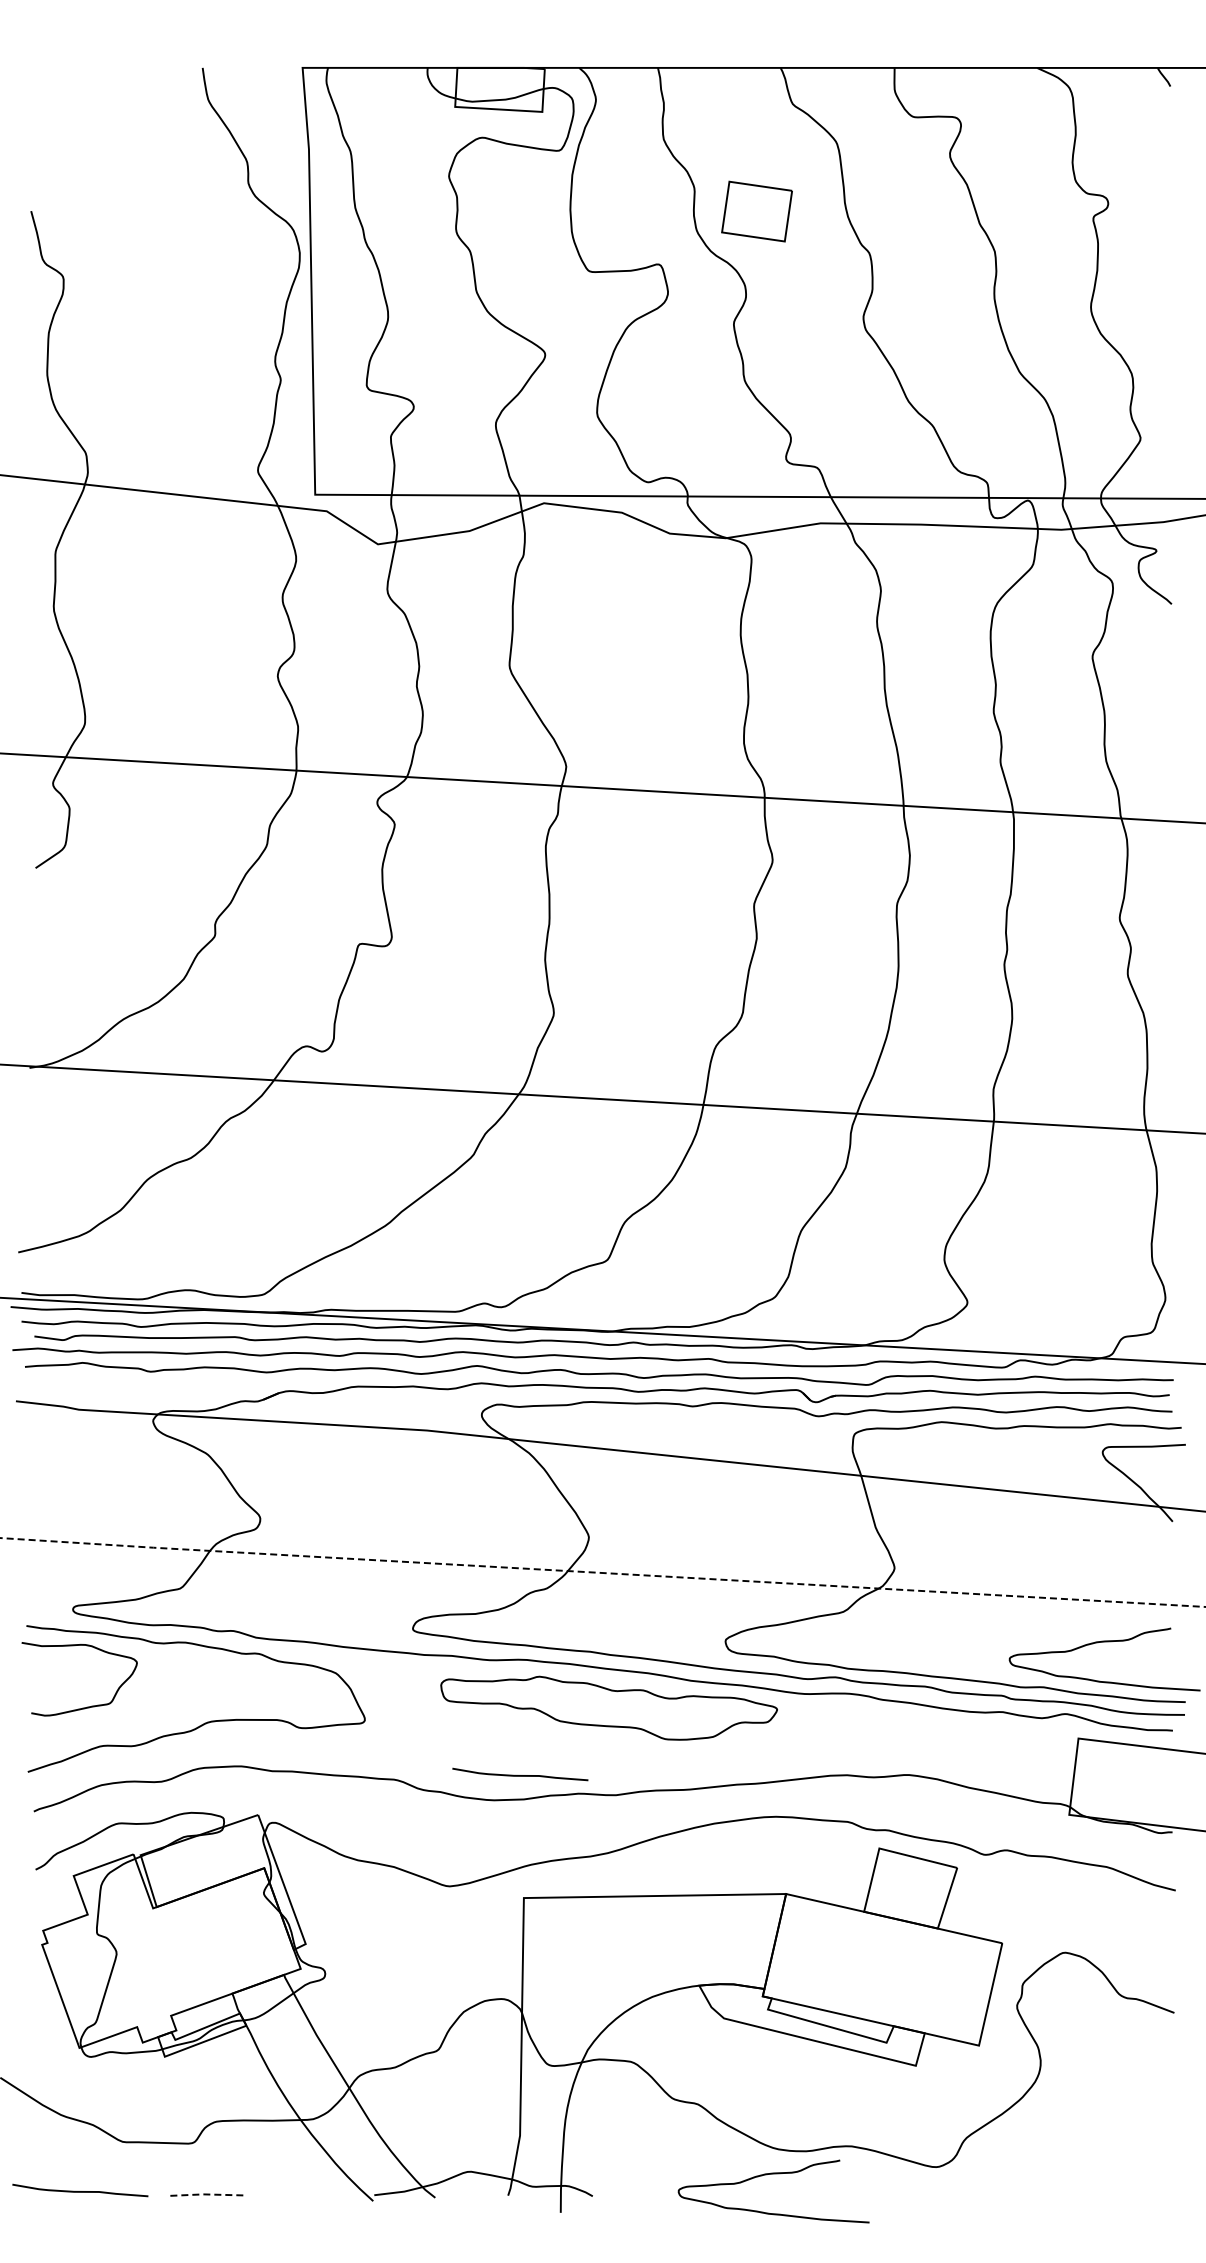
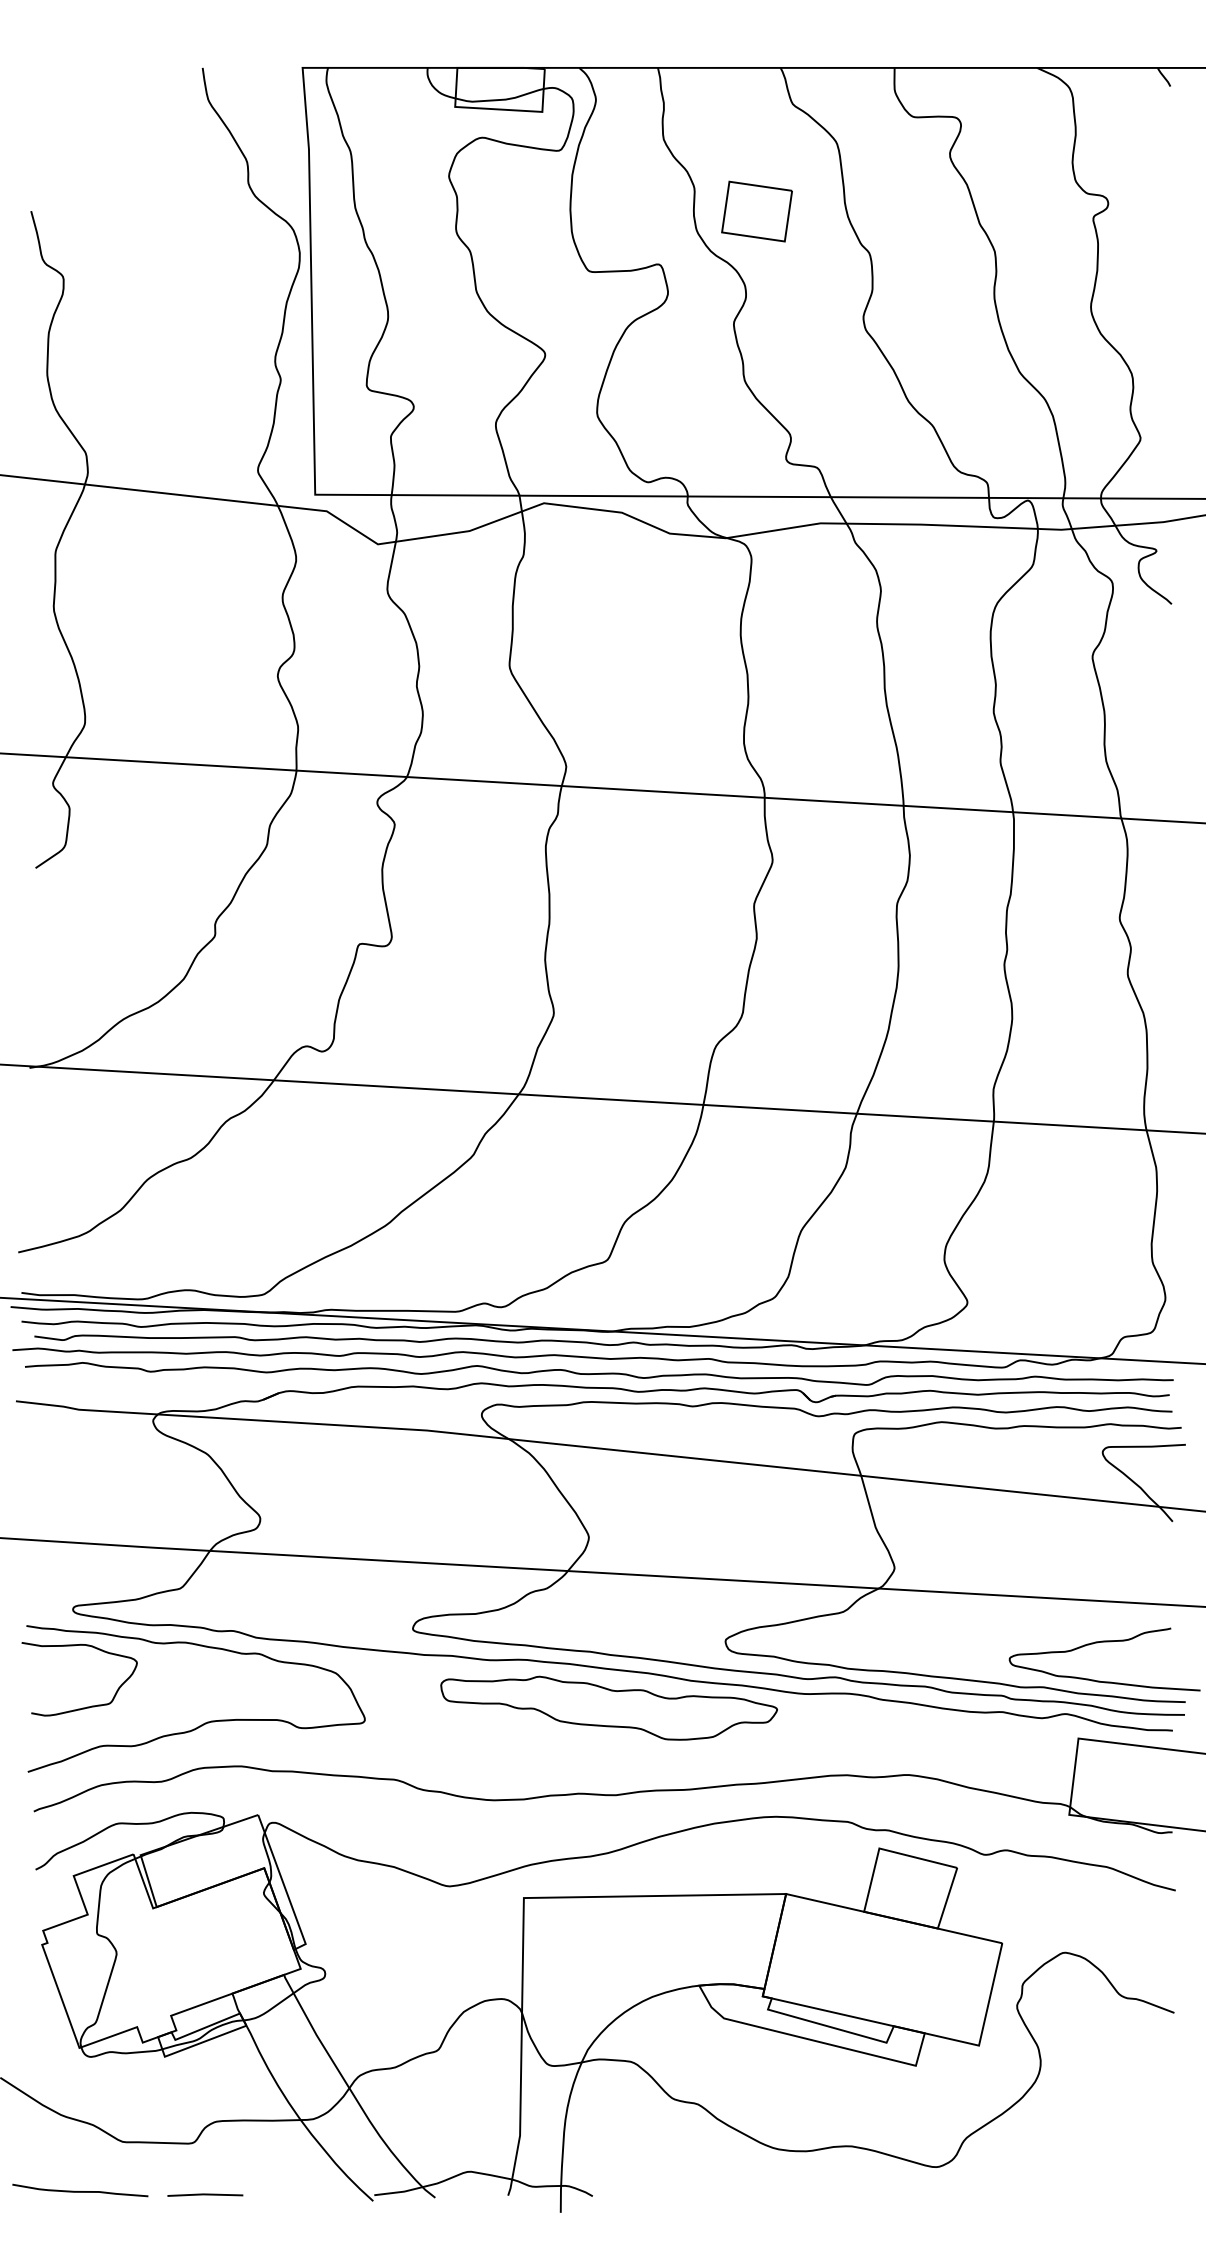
line: dashed -> solid (602, 1573)
curve: present -> none (520, 1775)
curve: present -> none (773, 2174)
line: dashed -> solid (204, 2194)
